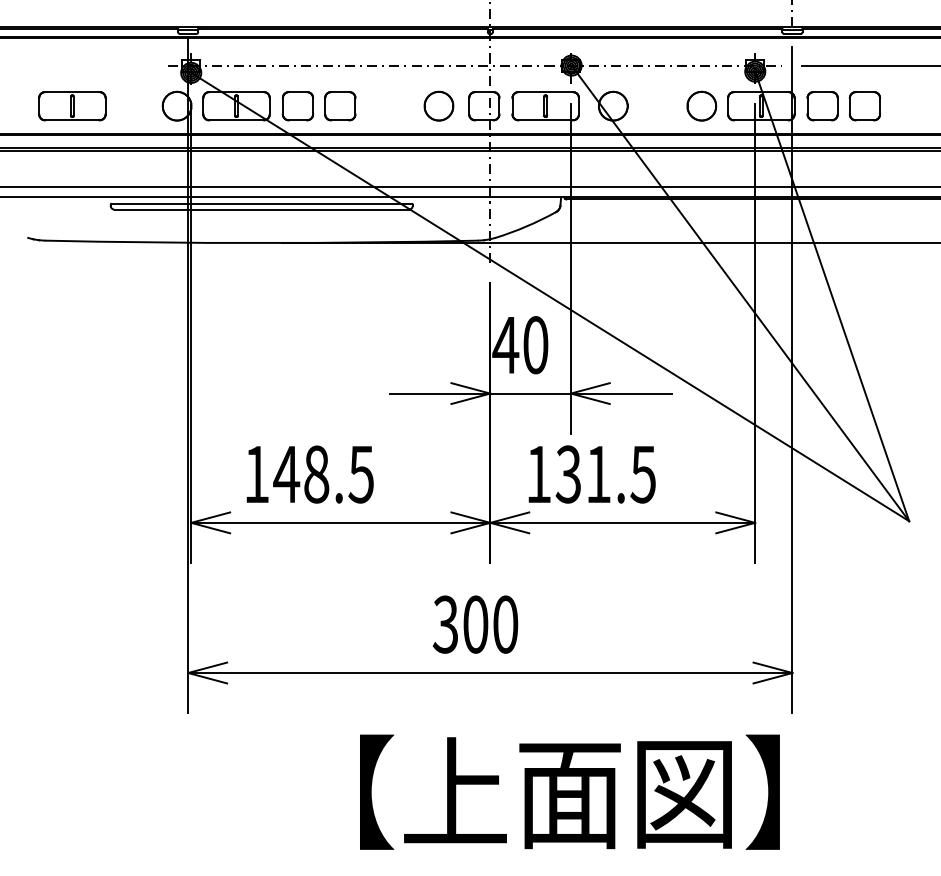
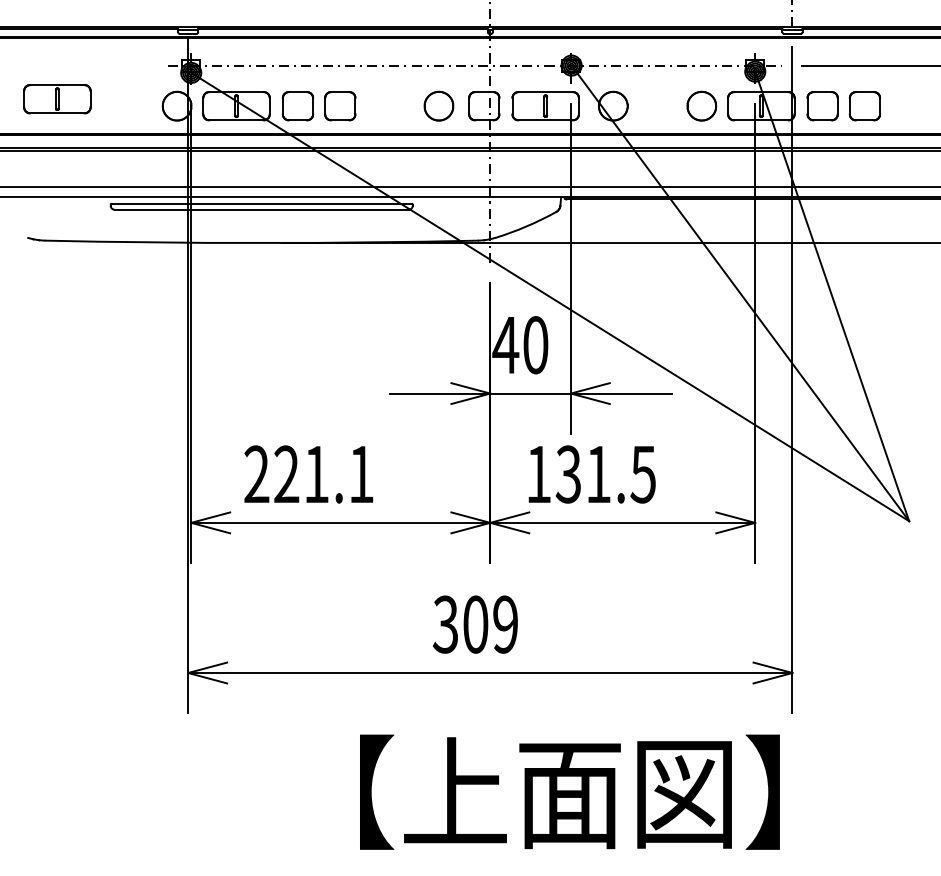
part position: (72, 106) -> (57, 99) (57, 99)
text: 148.5 -> 221.1 (308, 474)
text: 300 -> 309 (505, 624)
